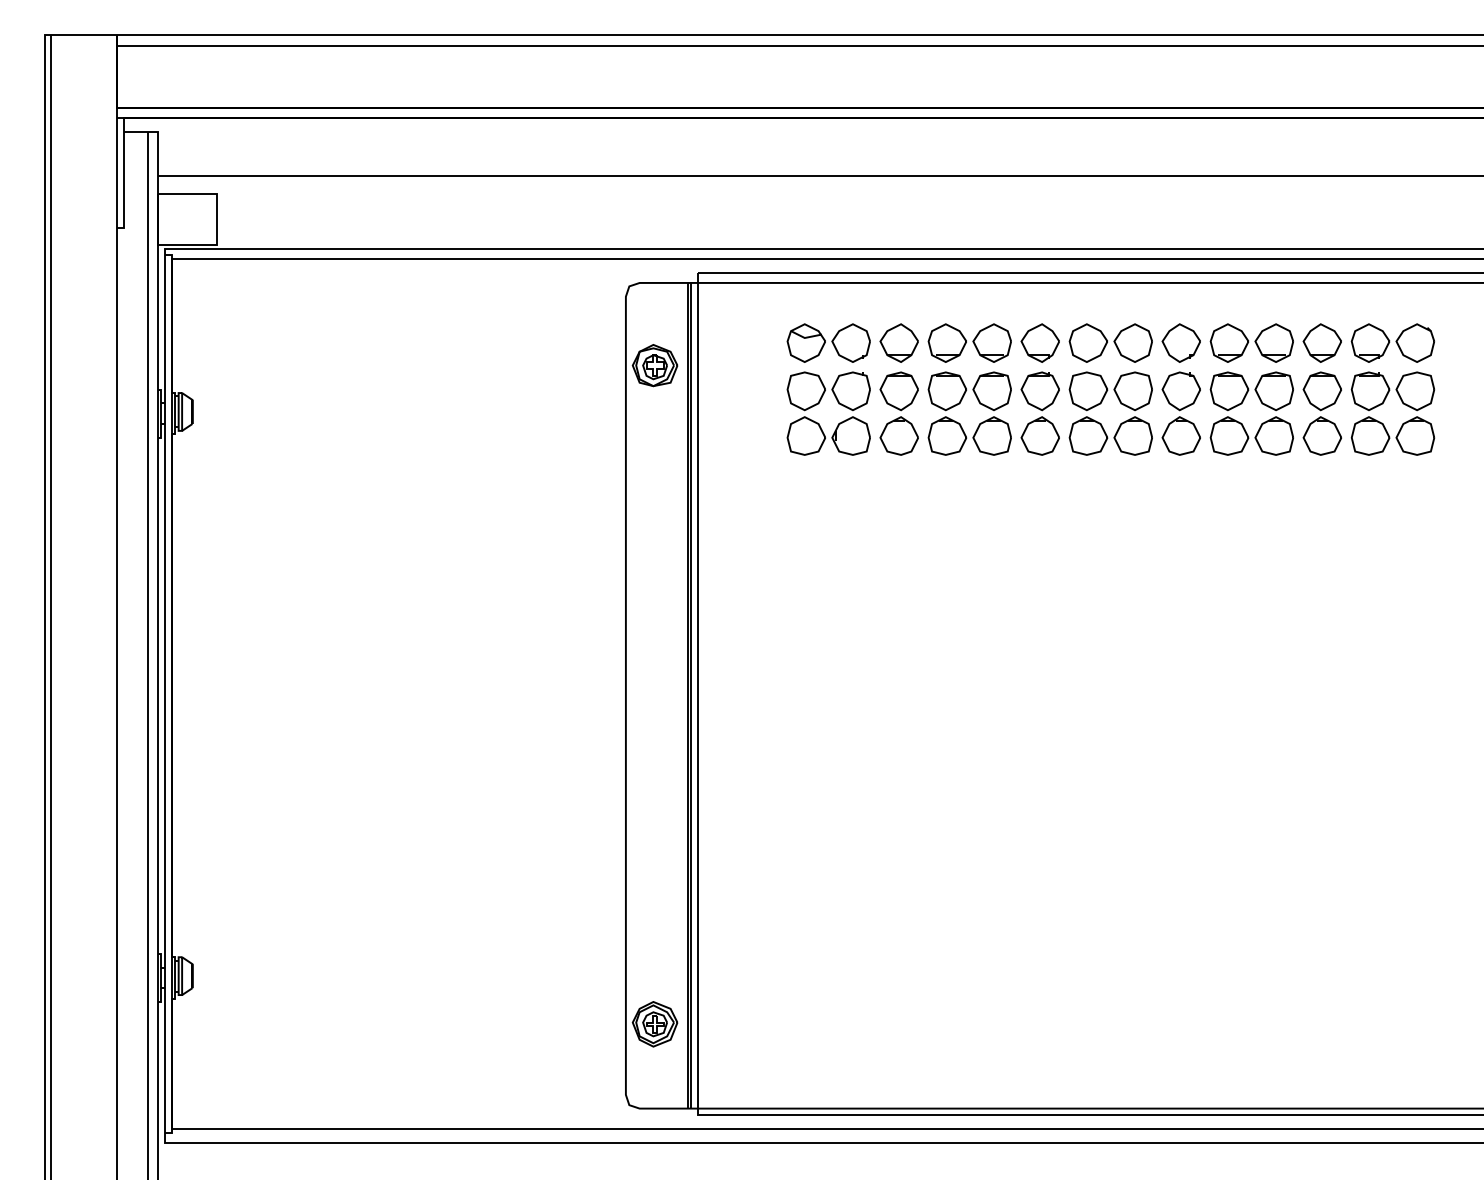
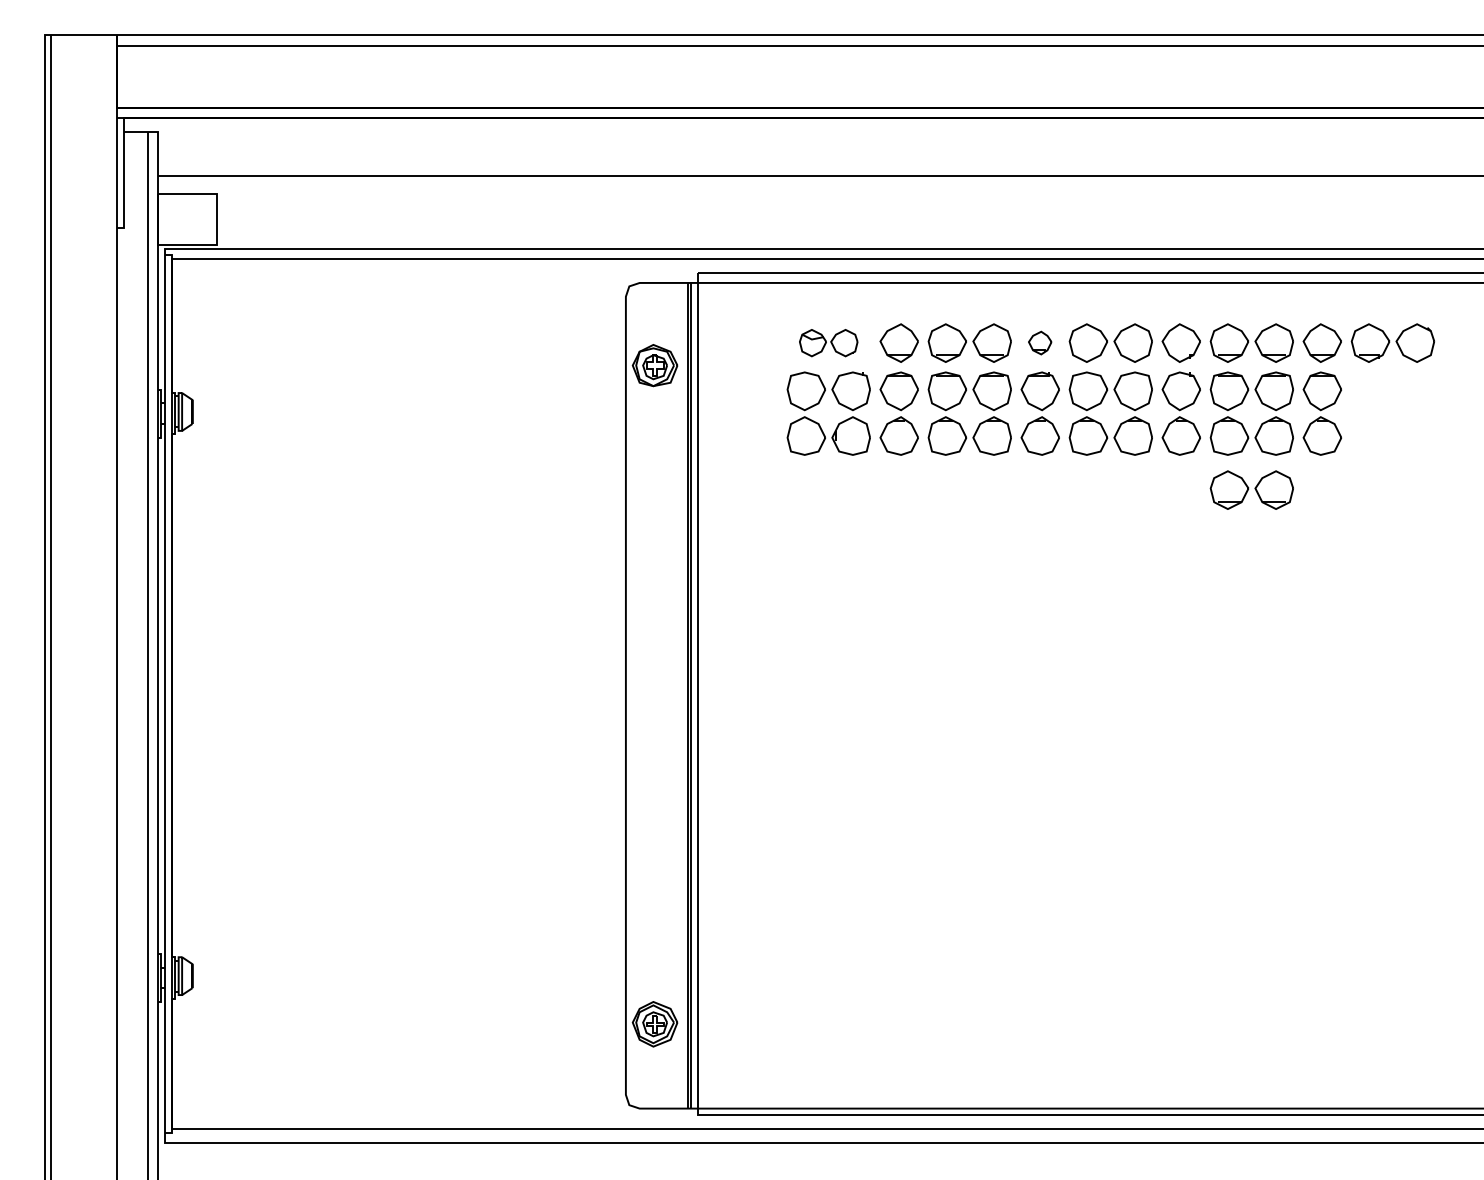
part size: 85x40 px -> 60x29 px (828, 343)
part size: 40x40 px -> 25x26 px (1040, 342)
part: present -> none (1383, 403)
part: none -> present (1251, 489)
